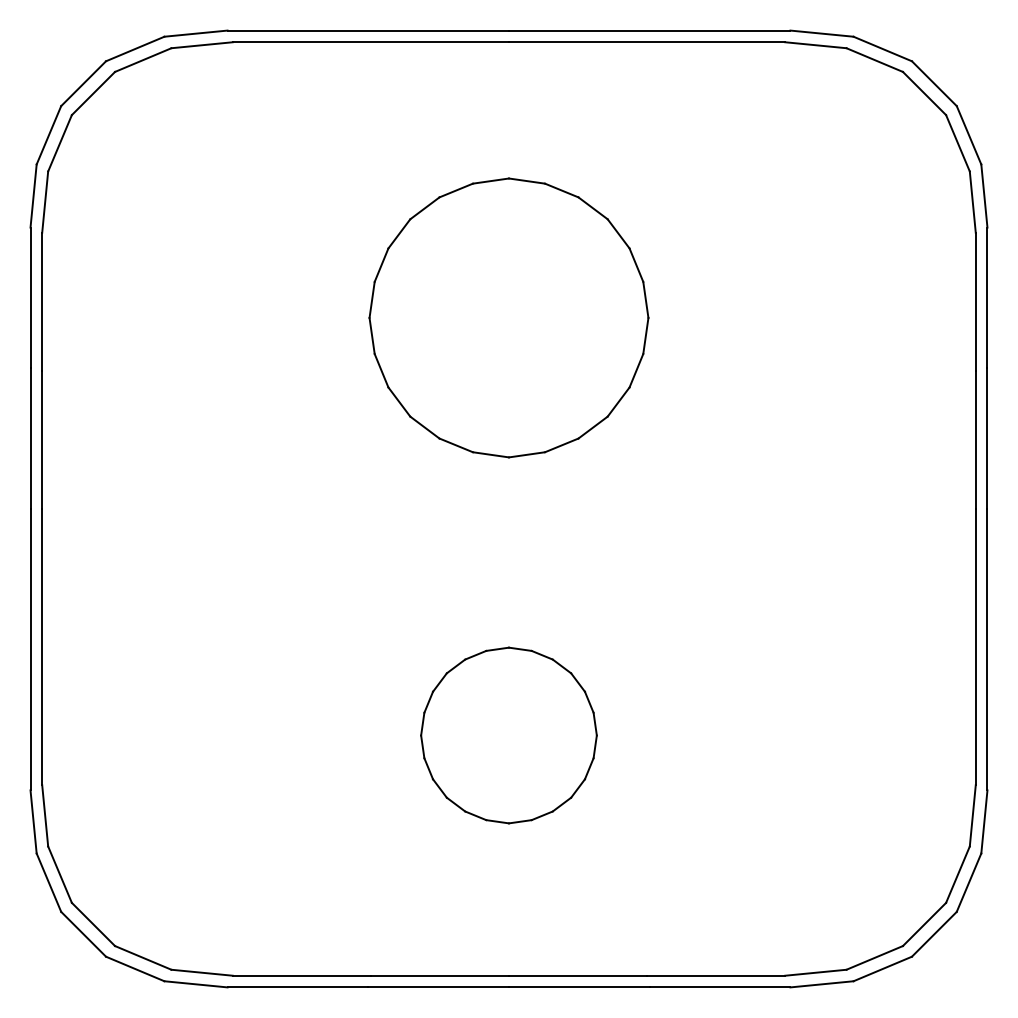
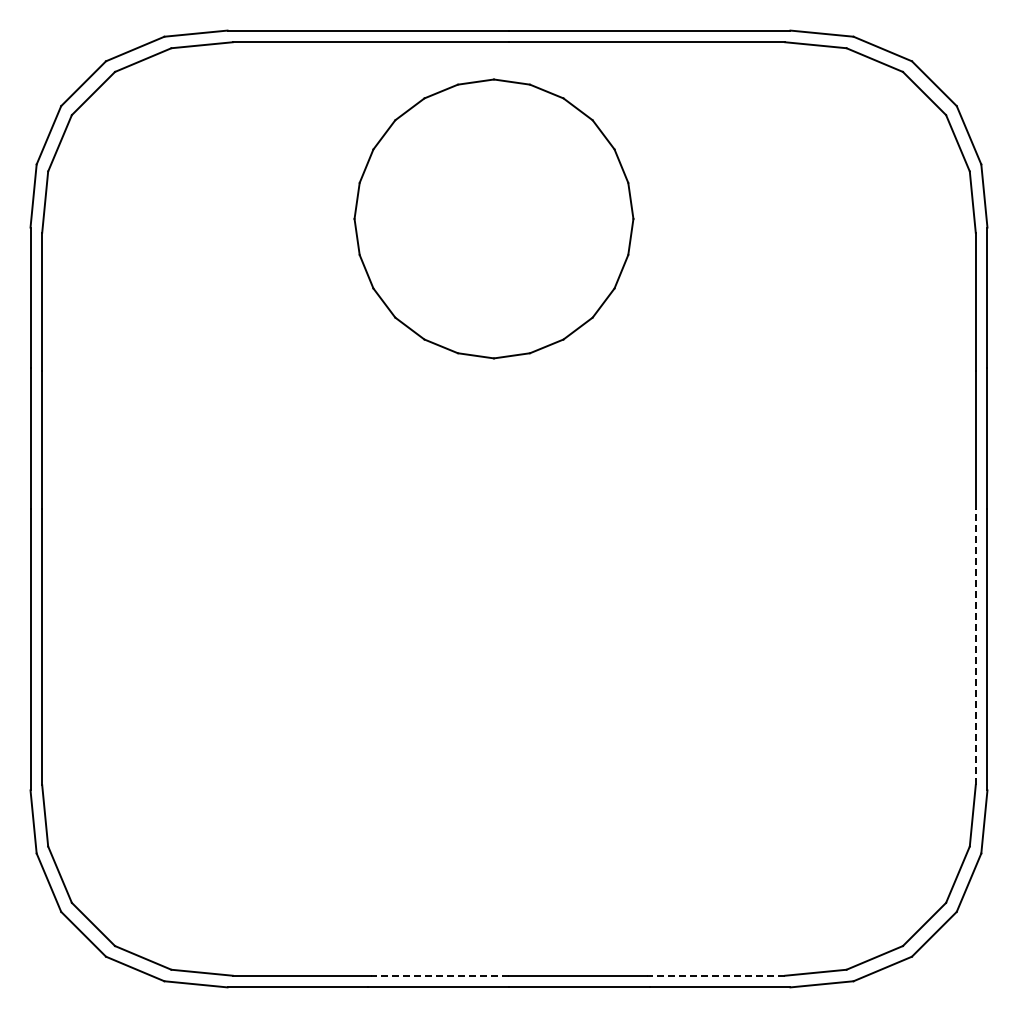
part position: (508, 317) -> (493, 218) (493, 218)
line: solid -> dashed (975, 646)
part: present -> none (508, 735)
line: solid -> dashed (439, 975)
line: solid -> dashed (715, 975)
